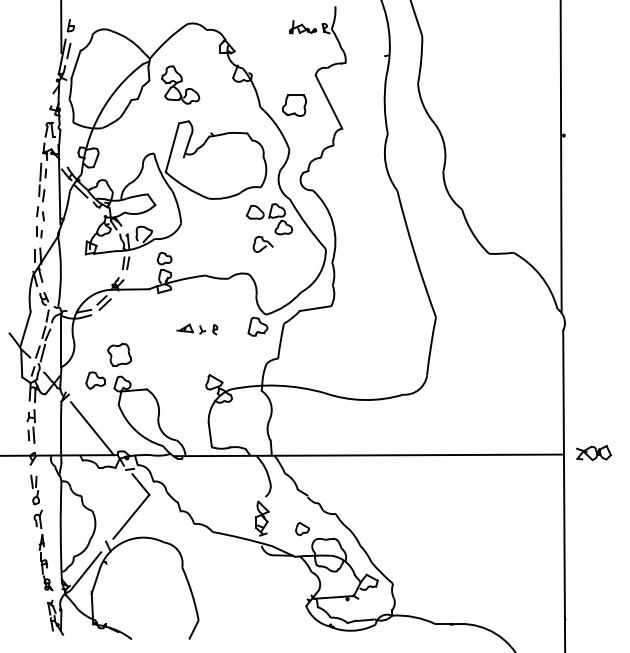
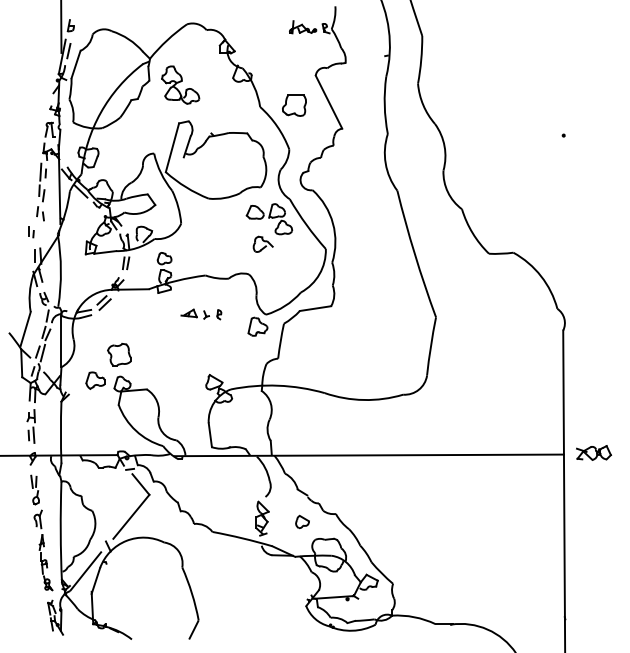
line: present -> none (560, 157)
part position: (39, 232) -> (31, 232) (31, 232)
part position: (197, 329) -> (201, 314) (201, 314)
line: present -> none (92, 428)
part position: (302, 528) -> (302, 521) (302, 521)
